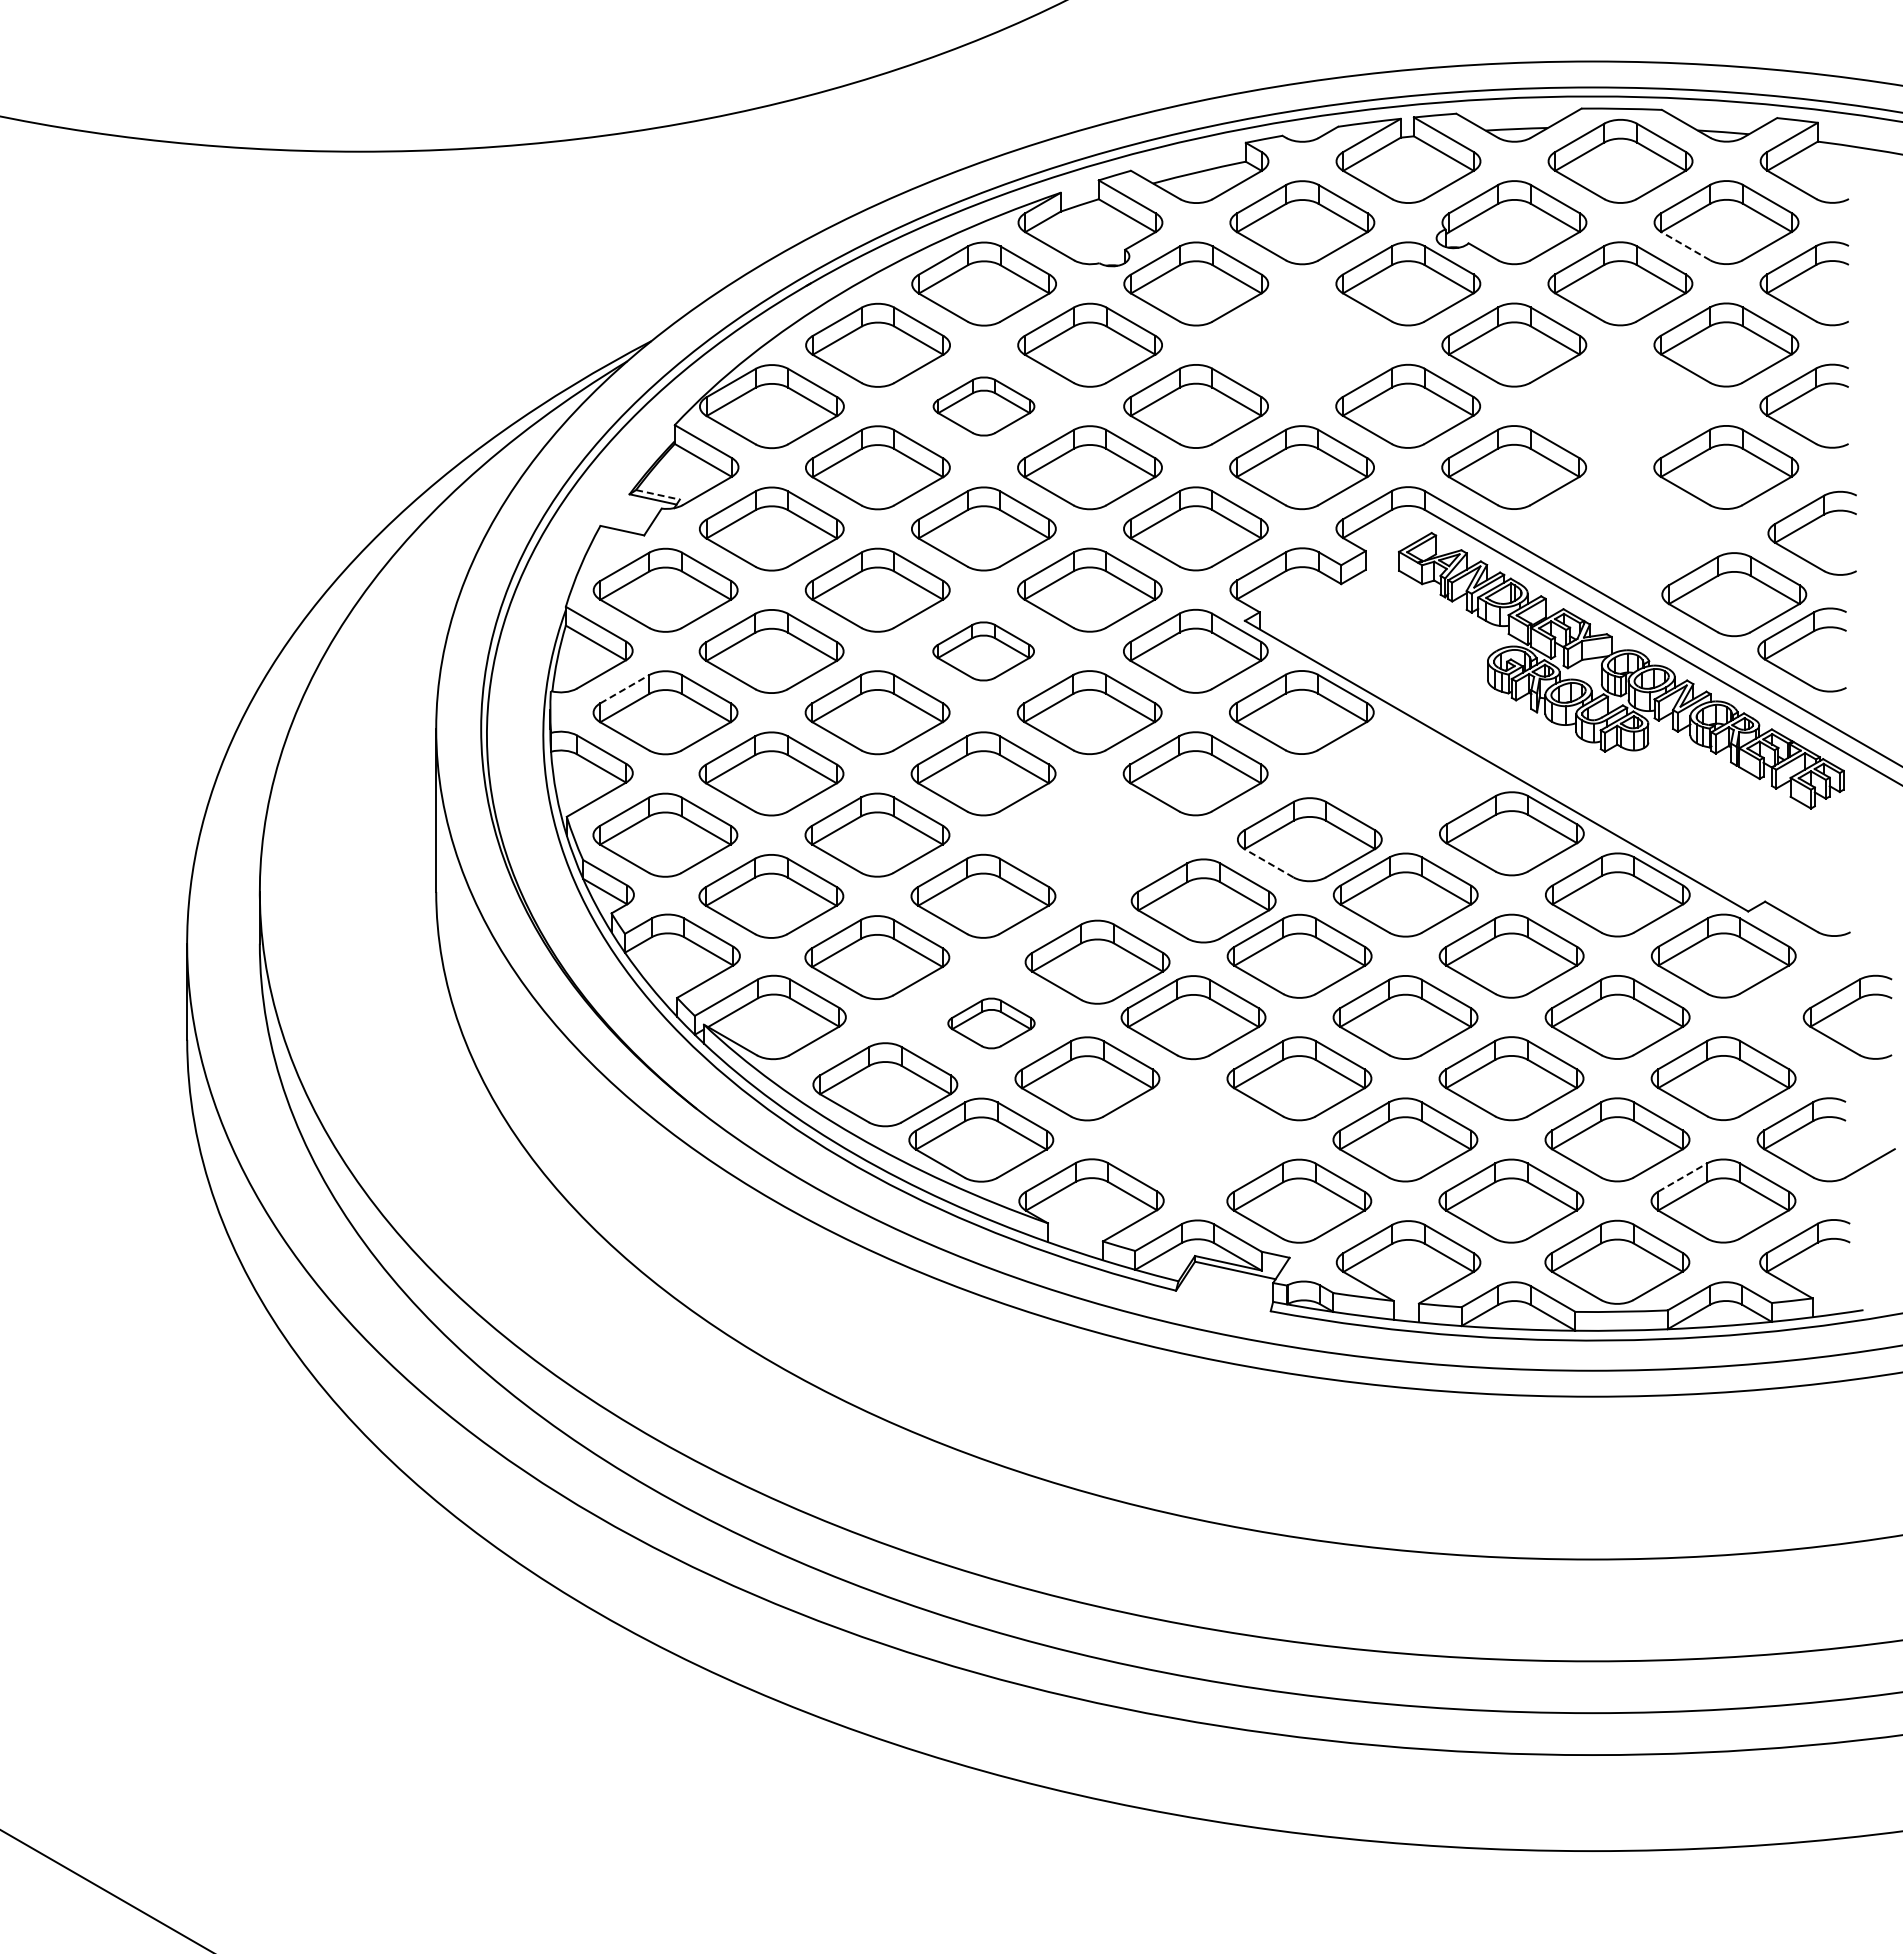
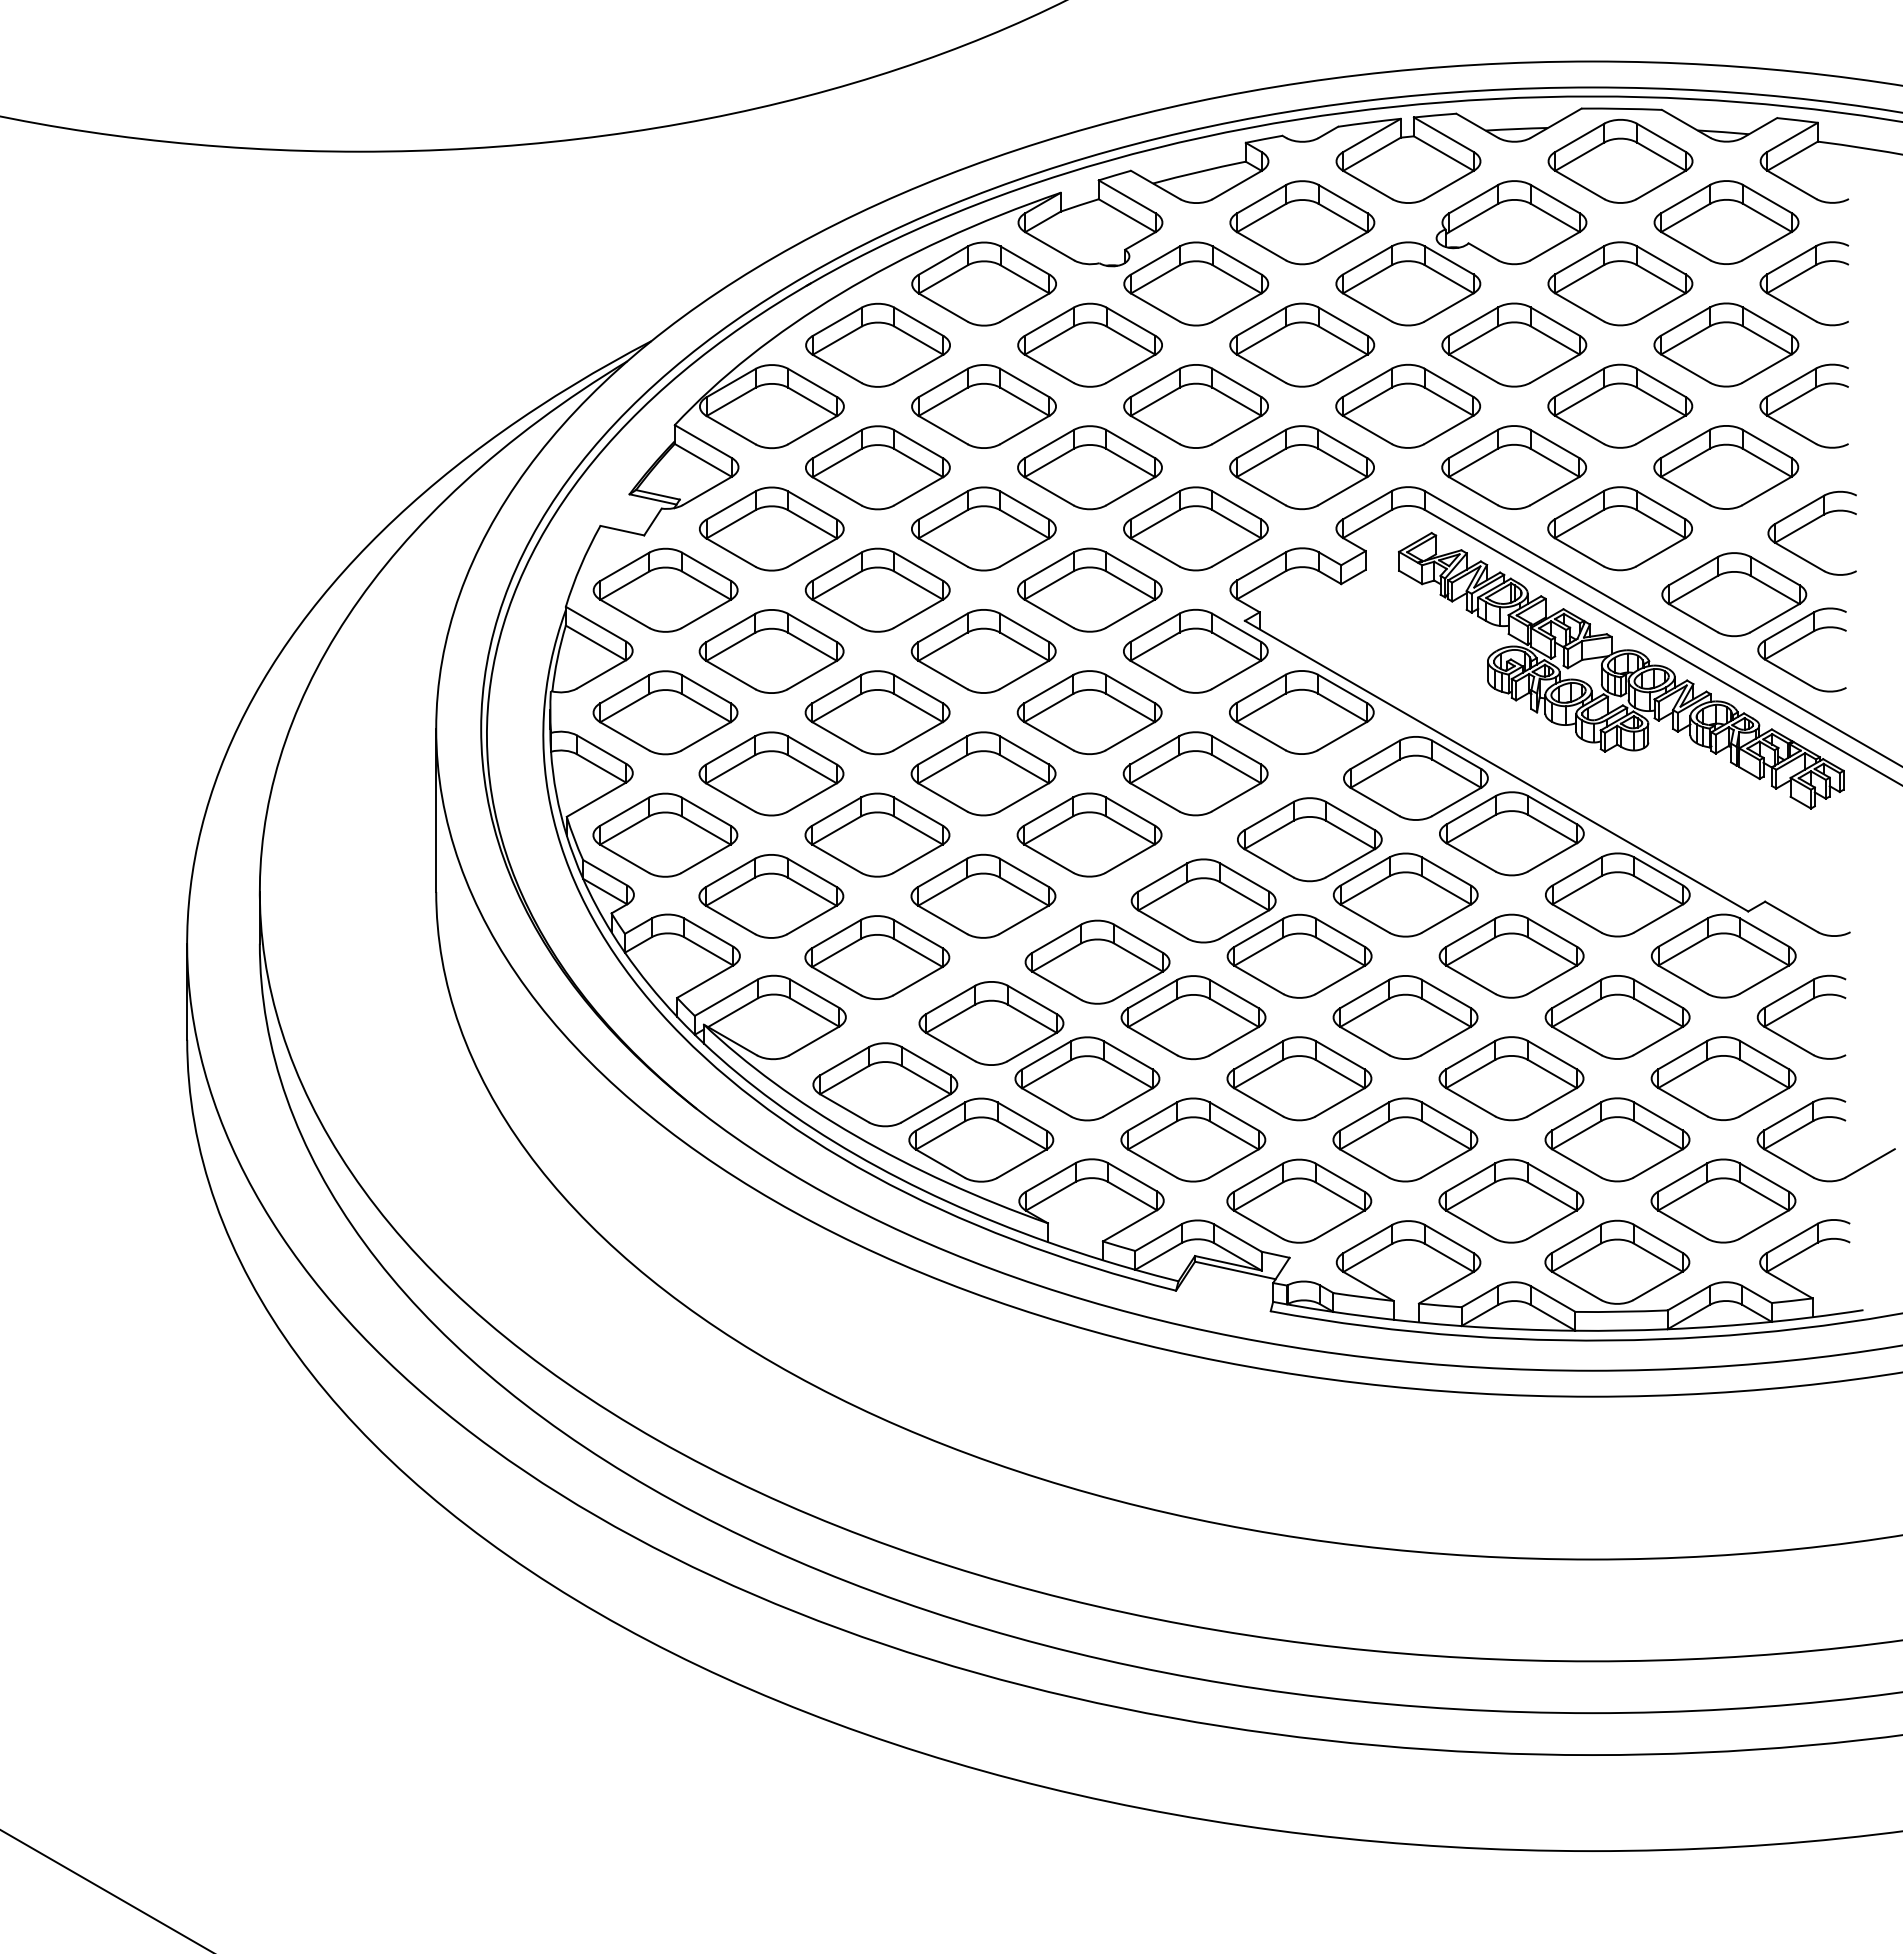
line: dashed -> solid (1685, 245)
part: none -> present (1302, 344)
part: none -> present (1620, 405)
part size: 104x61 px -> 146x85 px (983, 406)
line: dashed -> solid (658, 494)
part: none -> present (1619, 528)
part size: 103x61 px -> 147x85 px (983, 651)
line: dashed -> solid (625, 689)
part: none -> present (1415, 778)
part: none -> present (1089, 834)
line: dashed -> solid (1268, 863)
part position: (1844, 1008) -> (1798, 1008) (1798, 1008)
part size: 89x53 px -> 147x85 px (991, 1023)
part: none -> present (1193, 1139)
line: dashed -> solid (1683, 1177)
